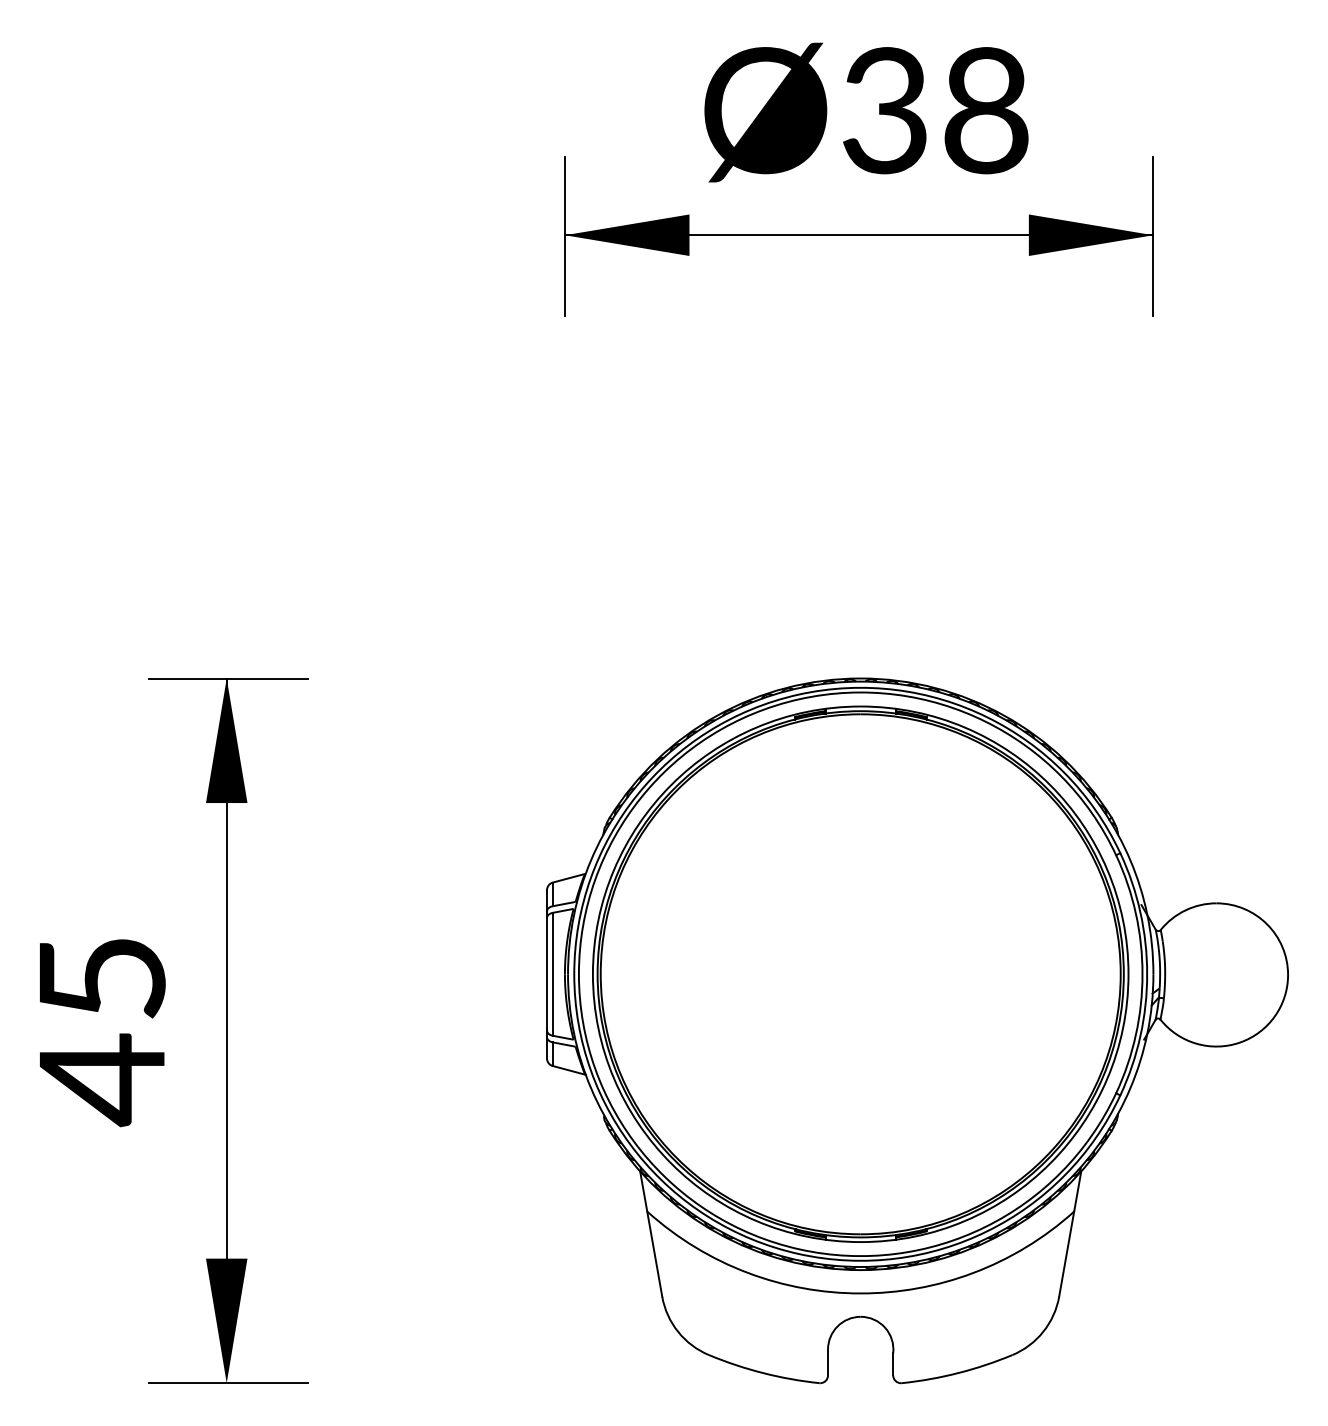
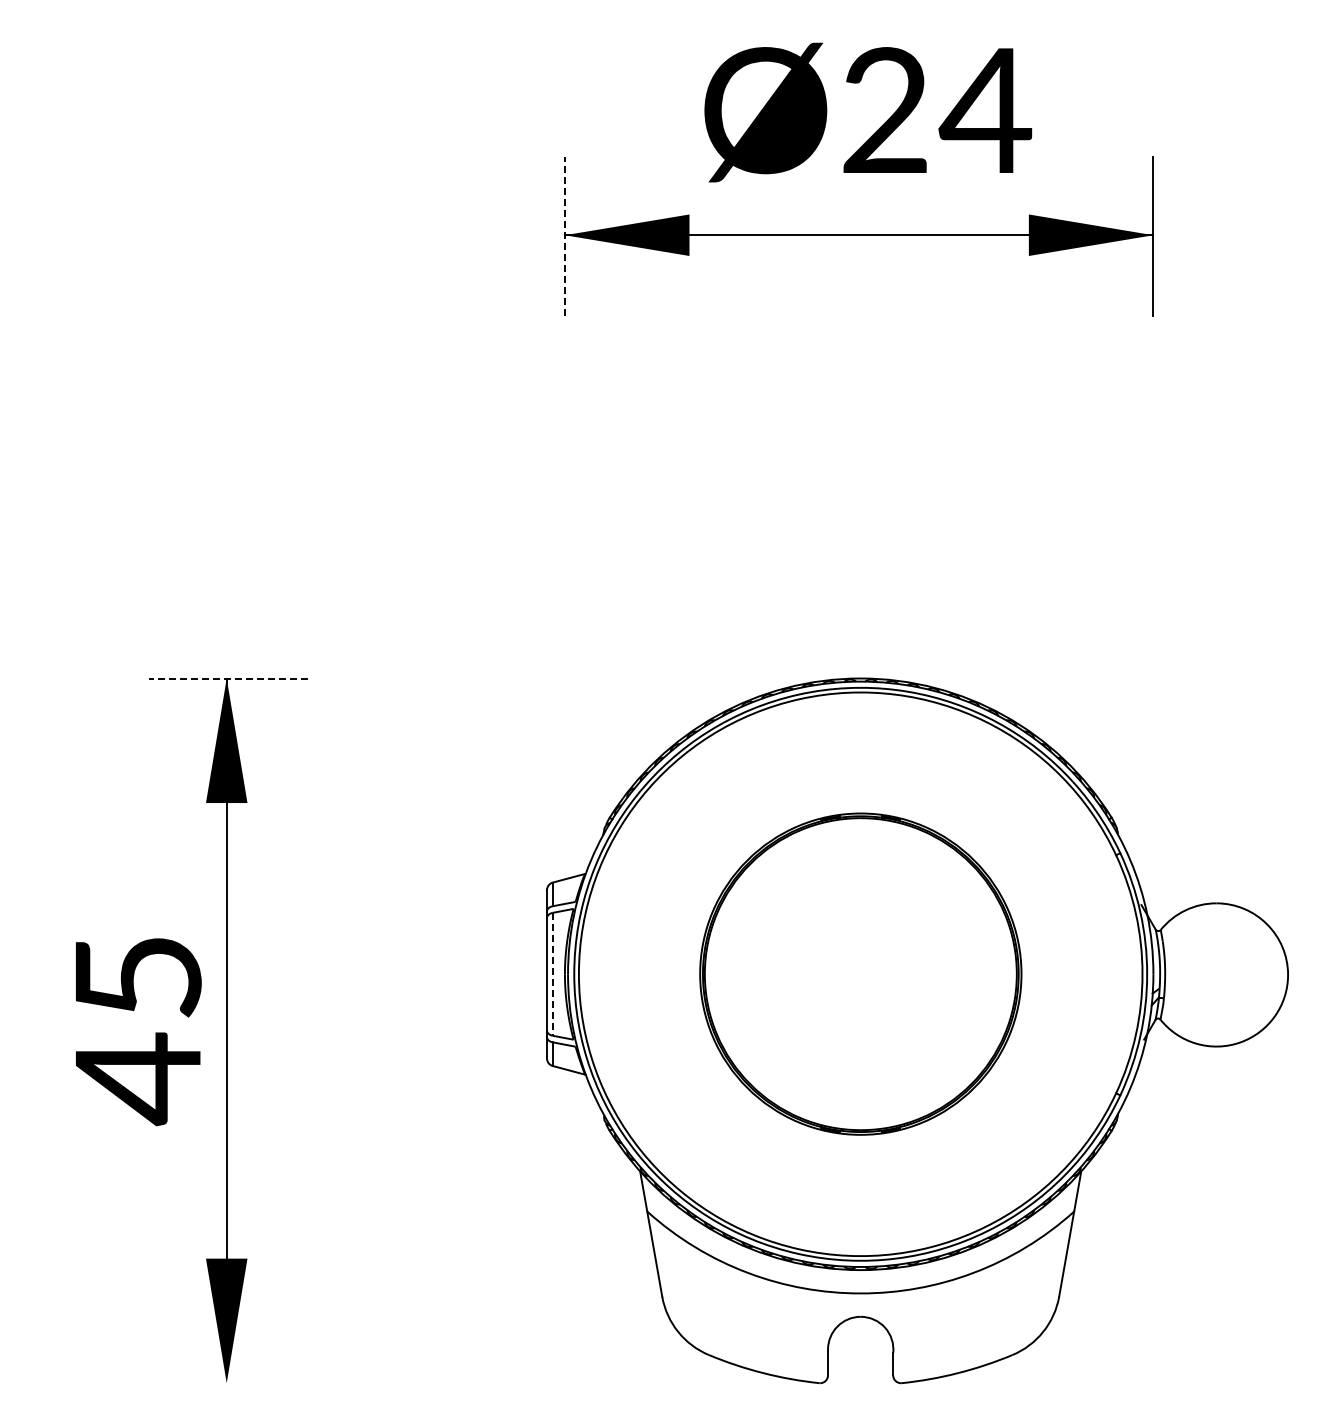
text: Ø38 -> Ø24 (937, 110)
line: solid -> dashed (564, 236)
line: solid -> dashed (228, 678)
part size: 538x538 px -> 324x324 px (860, 973)
line: solid -> dashed (552, 974)
text position: (102, 1033) -> (138, 1032) (138, 1032)
line: present -> none (227, 1383)
